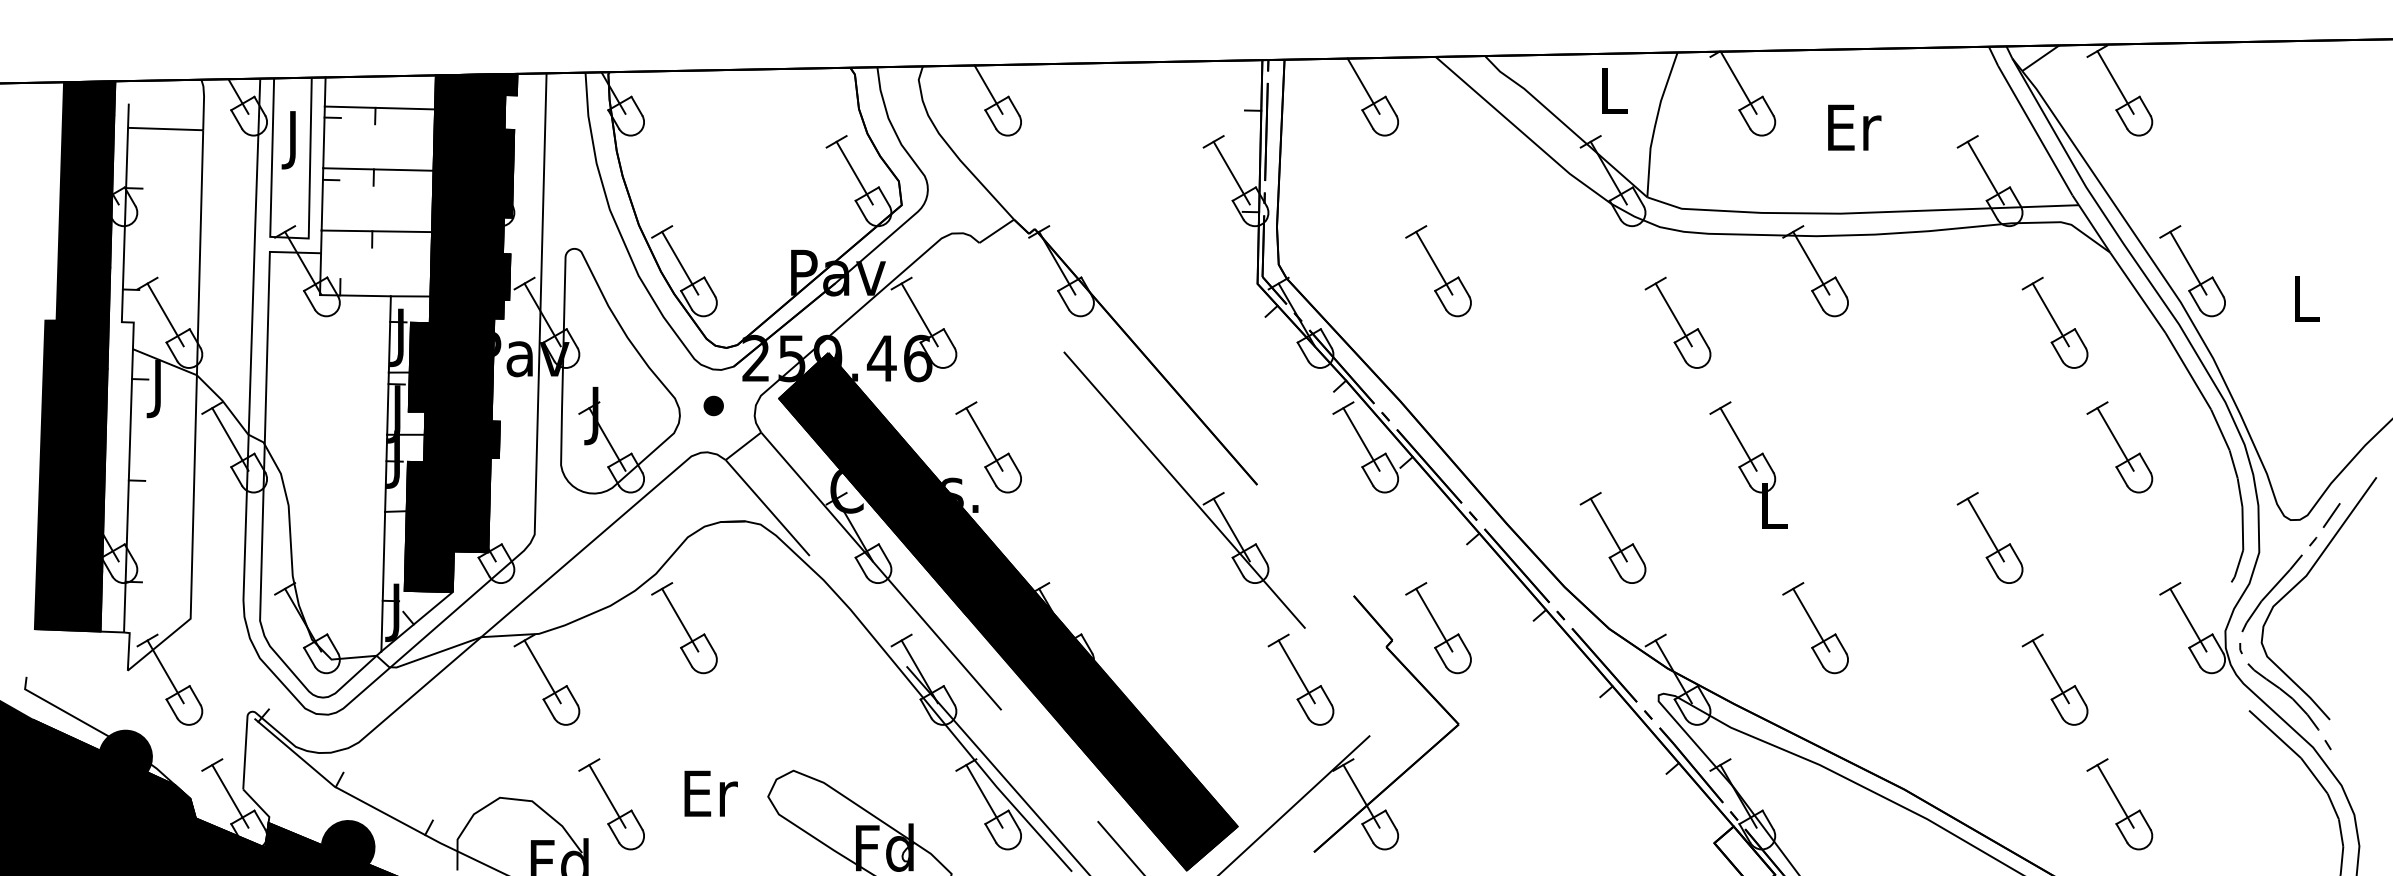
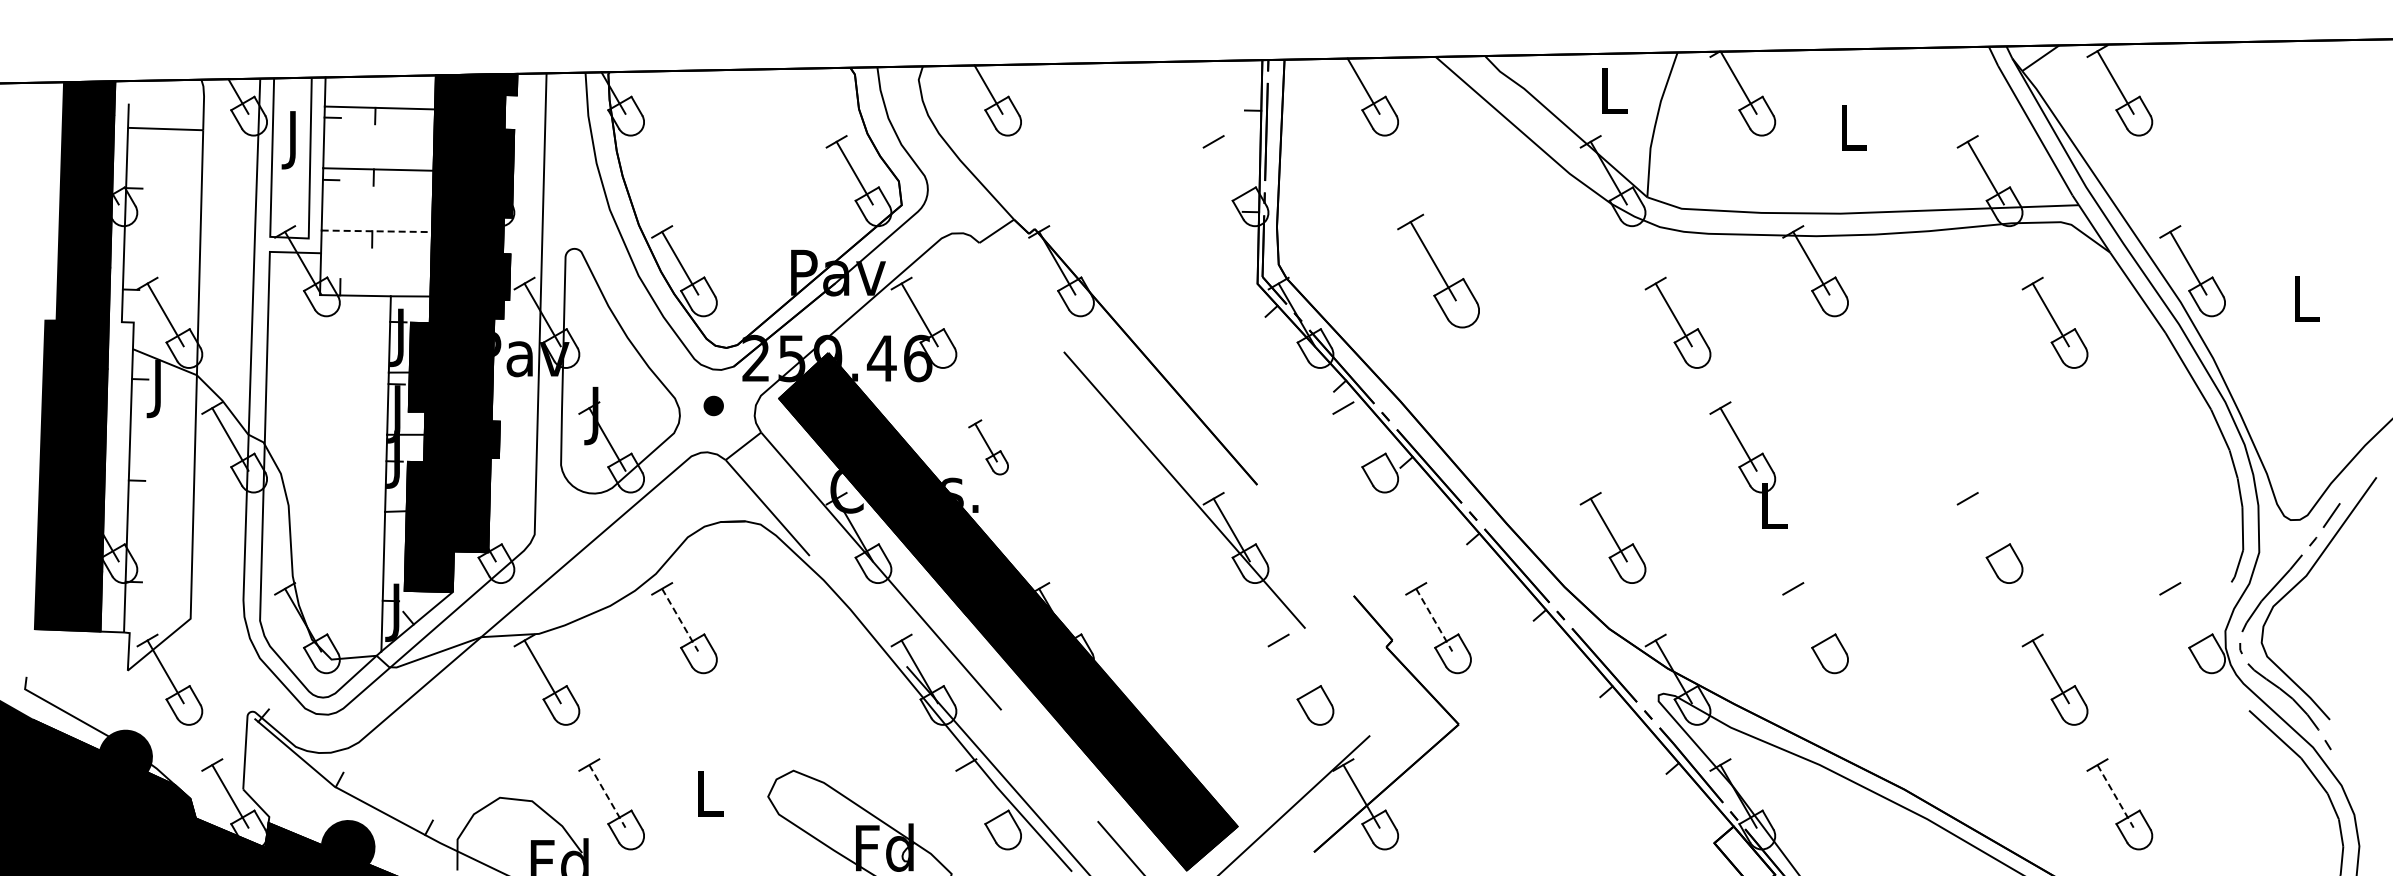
text: Er -> L (1854, 127)
line: present -> none (1231, 172)
line: solid -> dashed (377, 231)
part size: 67x93 px -> 83x116 px (1438, 270)
line: present -> none (1361, 439)
part size: 67x93 px -> 41x57 px (988, 447)
part: present -> none (2119, 447)
line: present -> none (1985, 529)
line: present -> none (1811, 619)
line: present -> none (2188, 619)
line: solid -> dashed (680, 620)
line: solid -> dashed (1434, 620)
line: present -> none (1296, 671)
text: Er -> L (710, 793)
line: solid -> dashed (607, 796)
line: present -> none (984, 796)
line: solid -> dashed (2115, 796)
